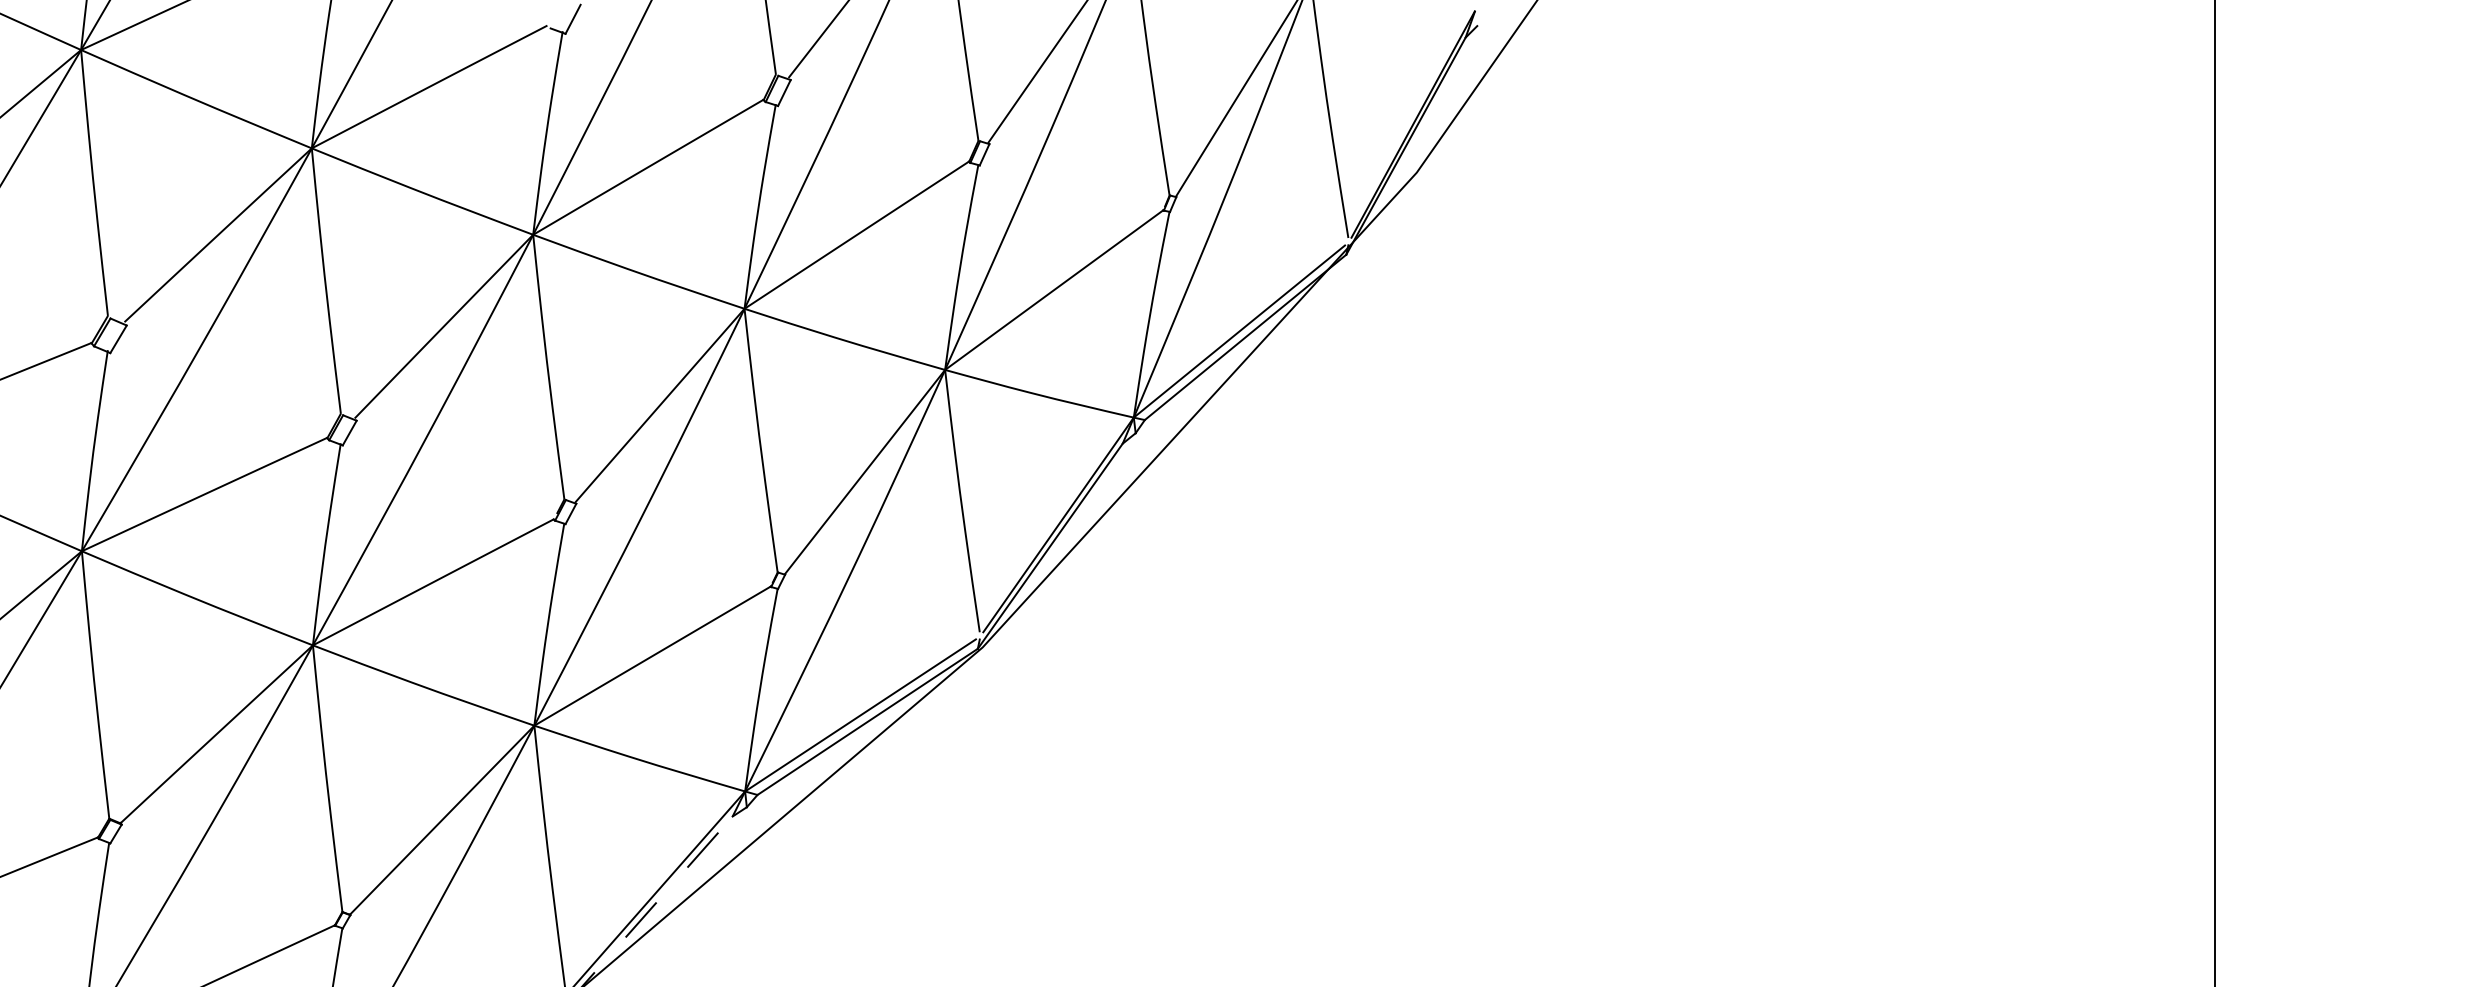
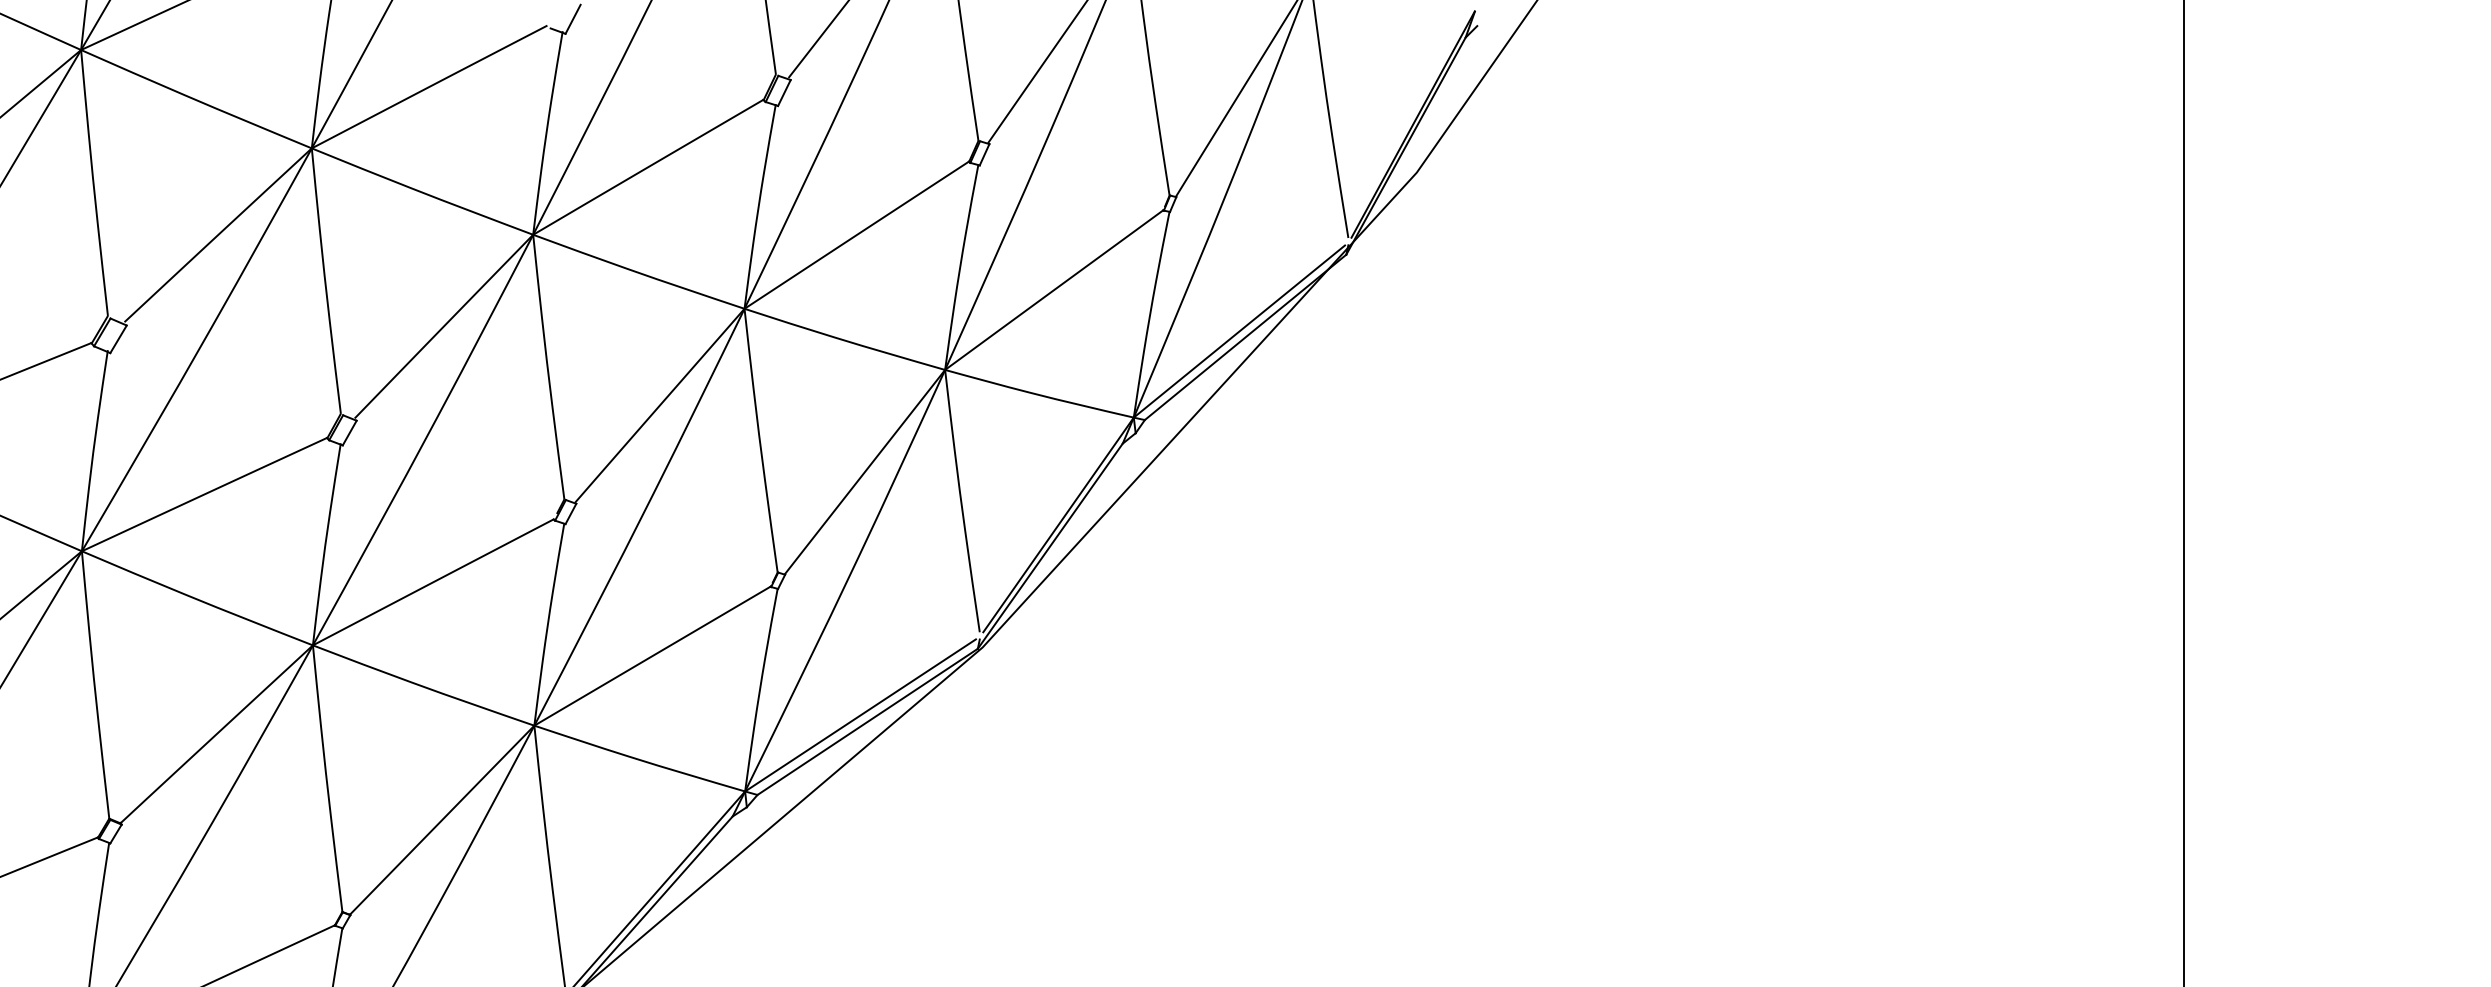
line position: (2214, 492) -> (2183, 492) (2183, 492)
line: dashed -> solid (657, 901)
